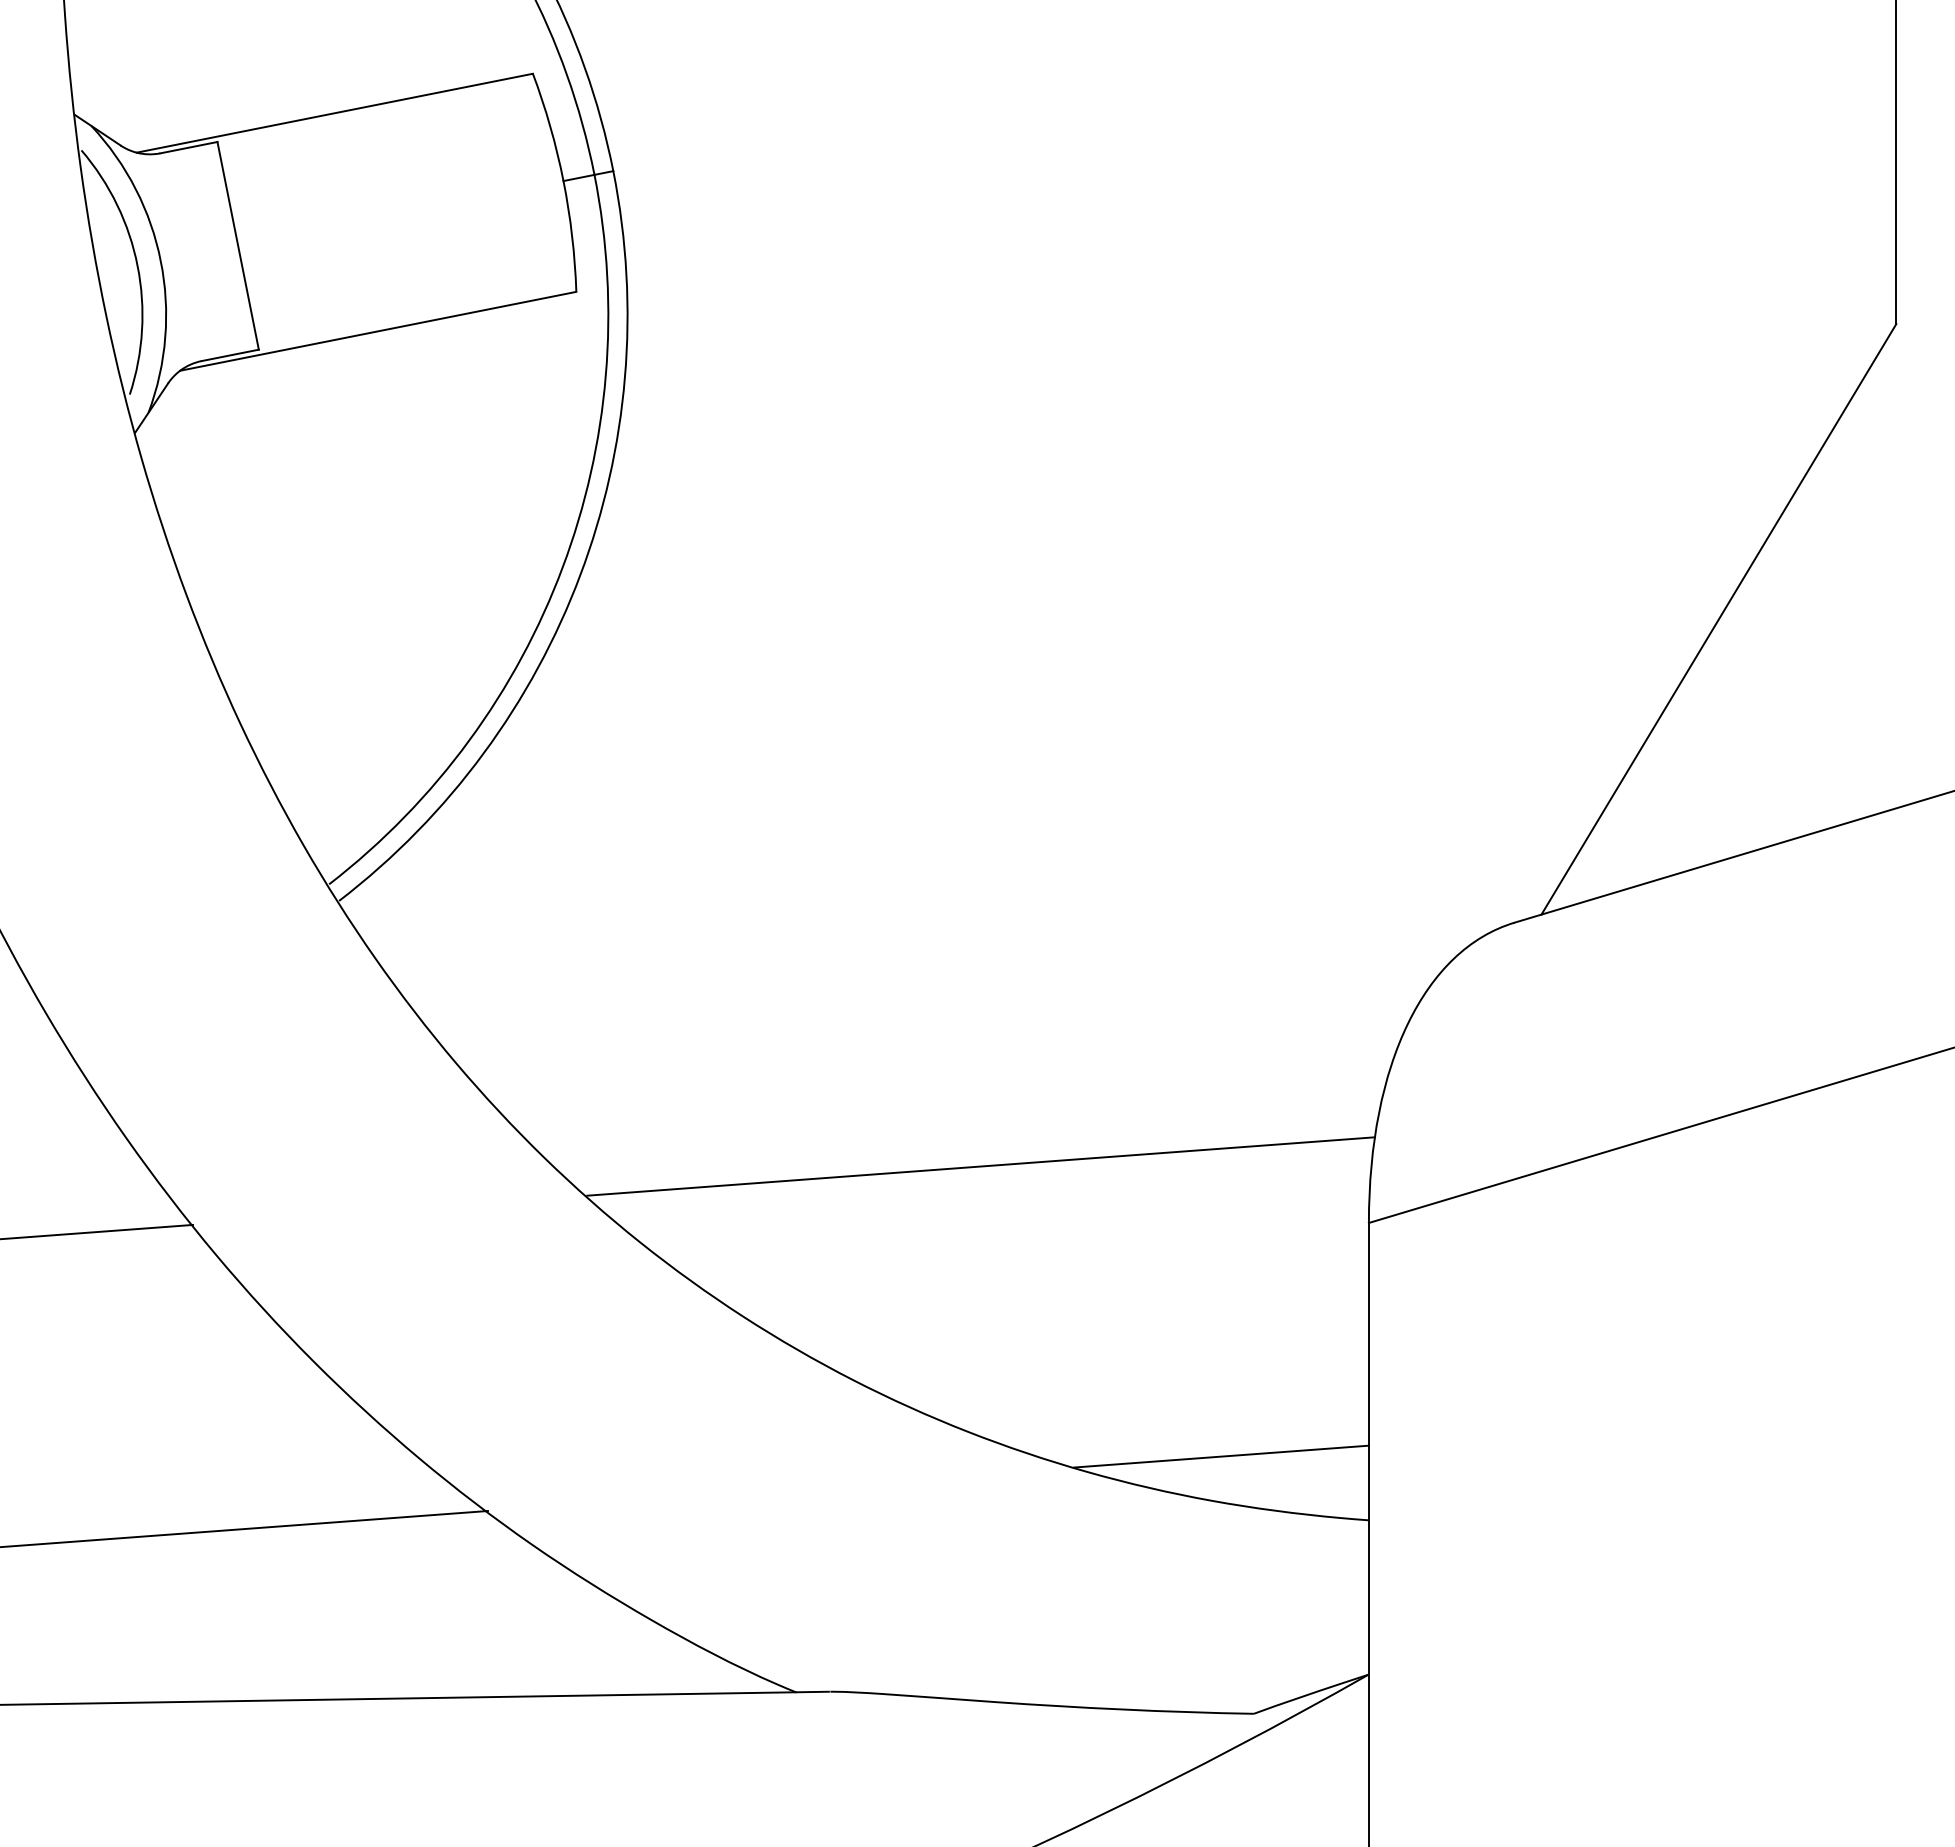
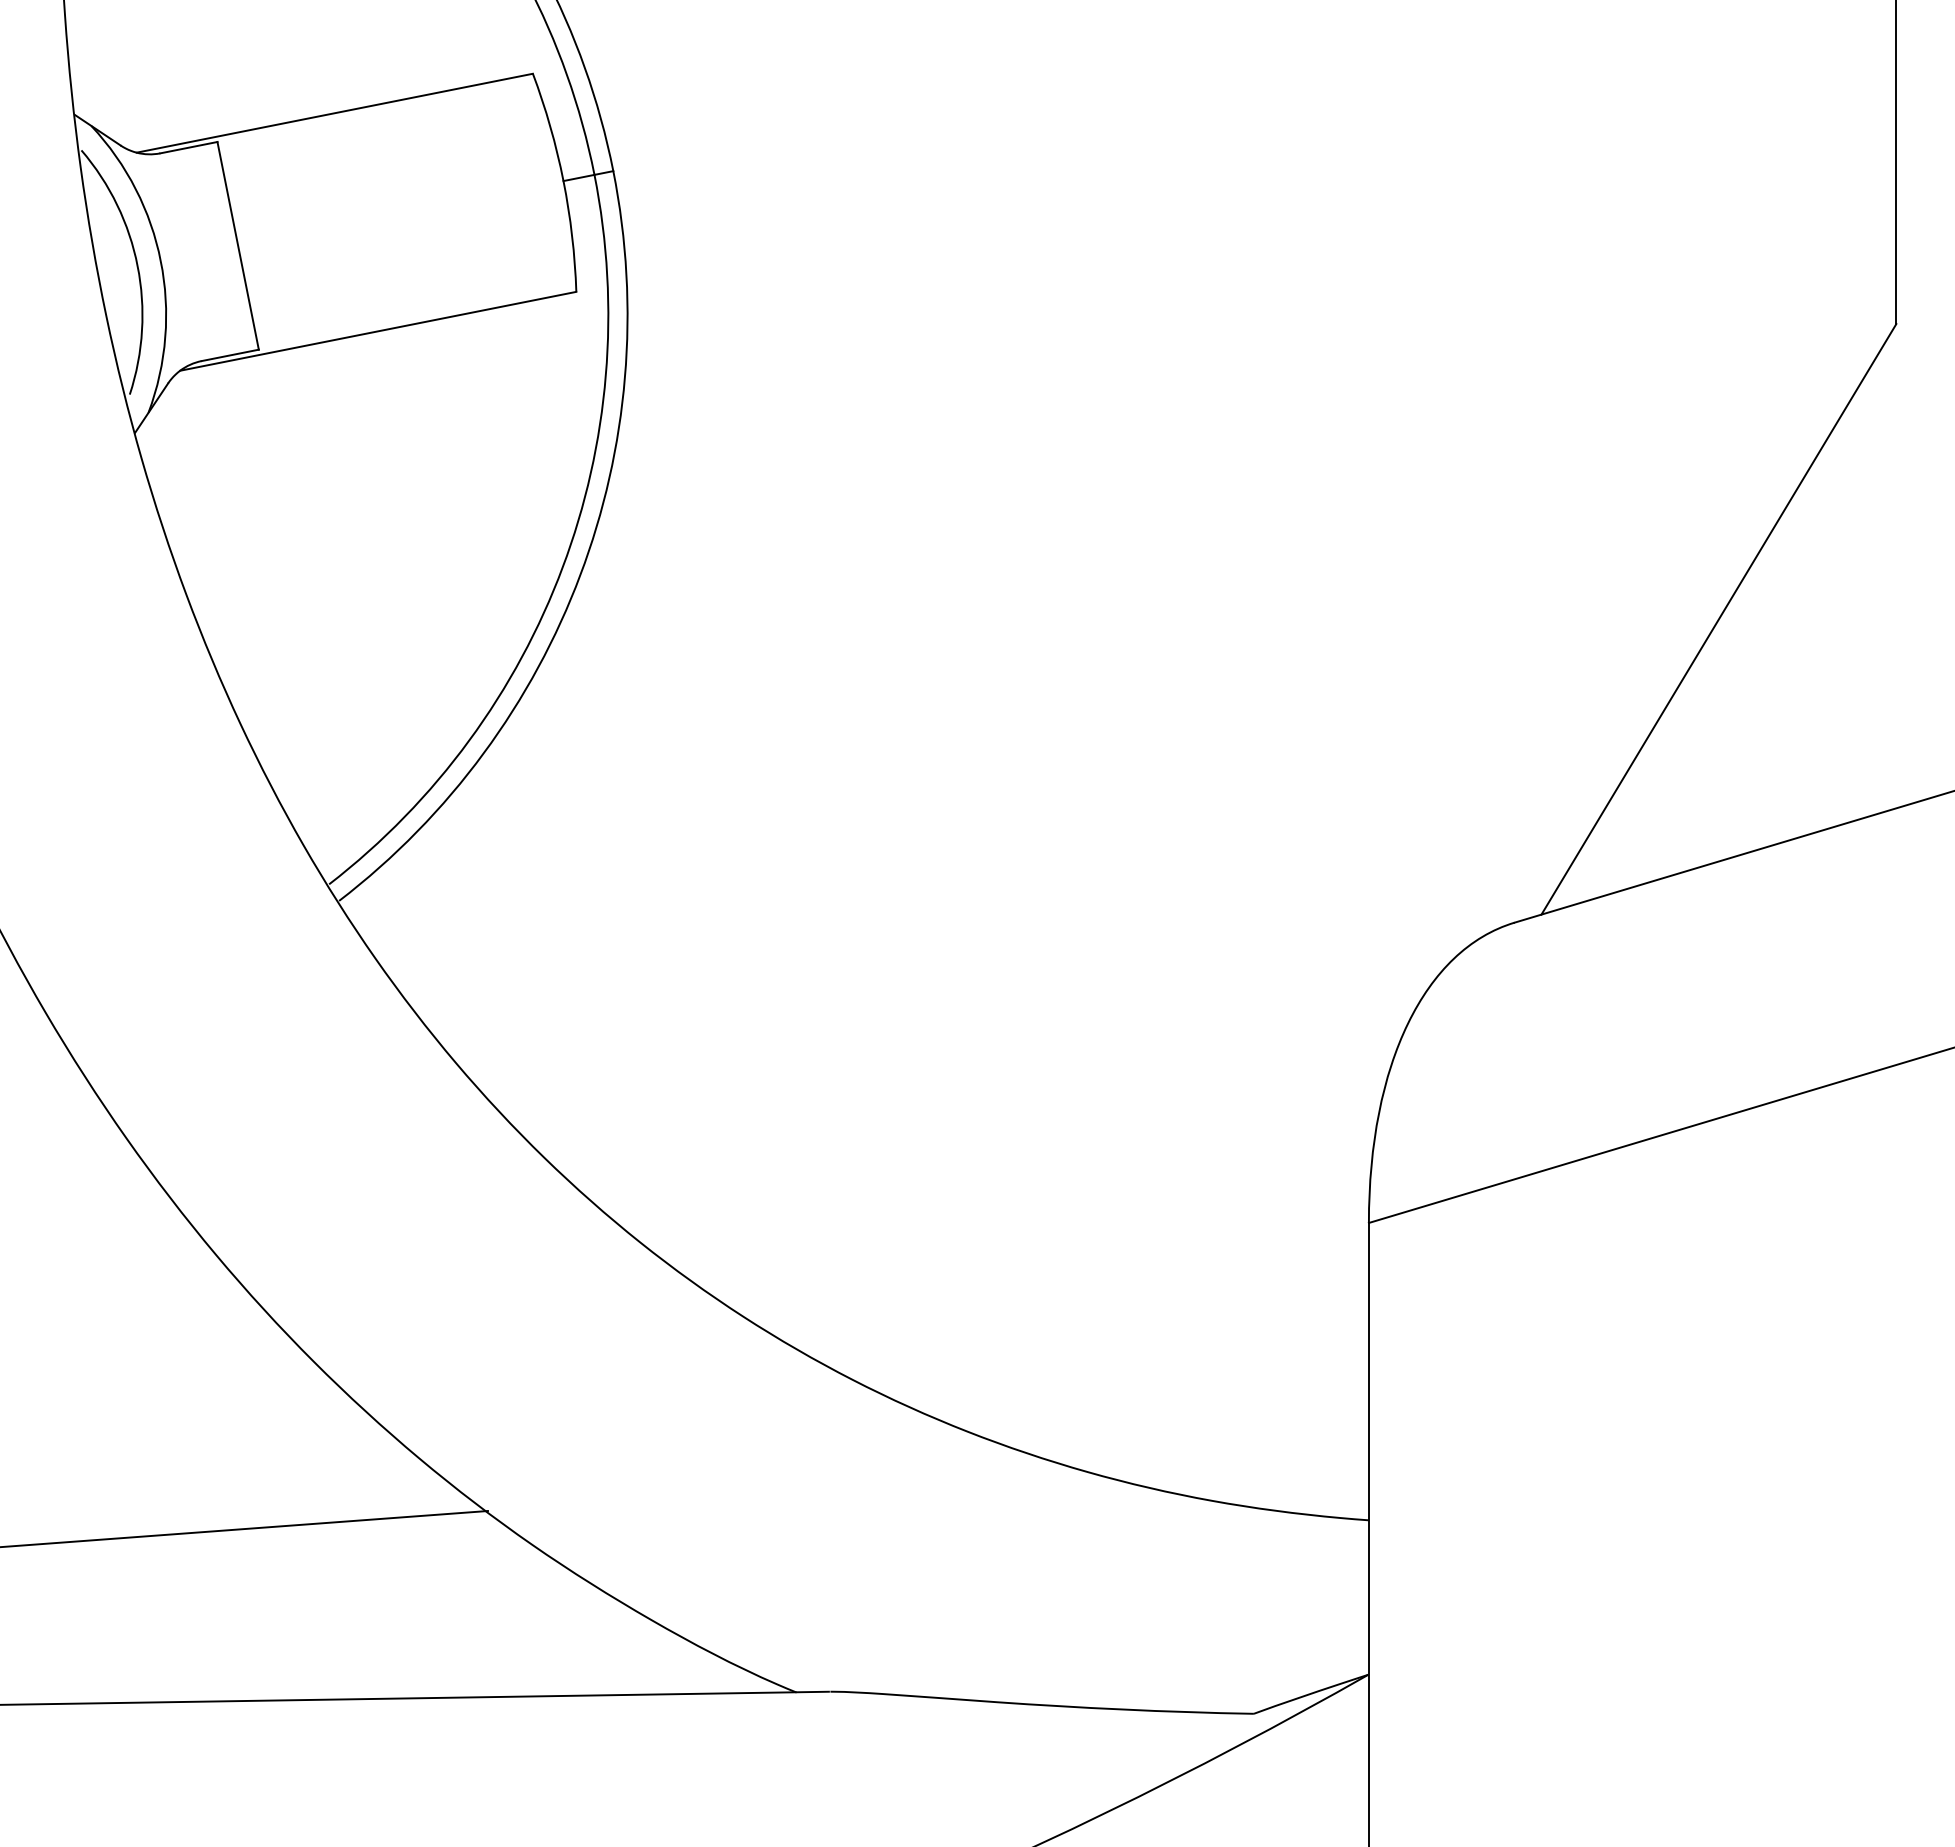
line: present -> none (980, 1166)
line: present -> none (97, 1231)
line: present -> none (1221, 1456)
